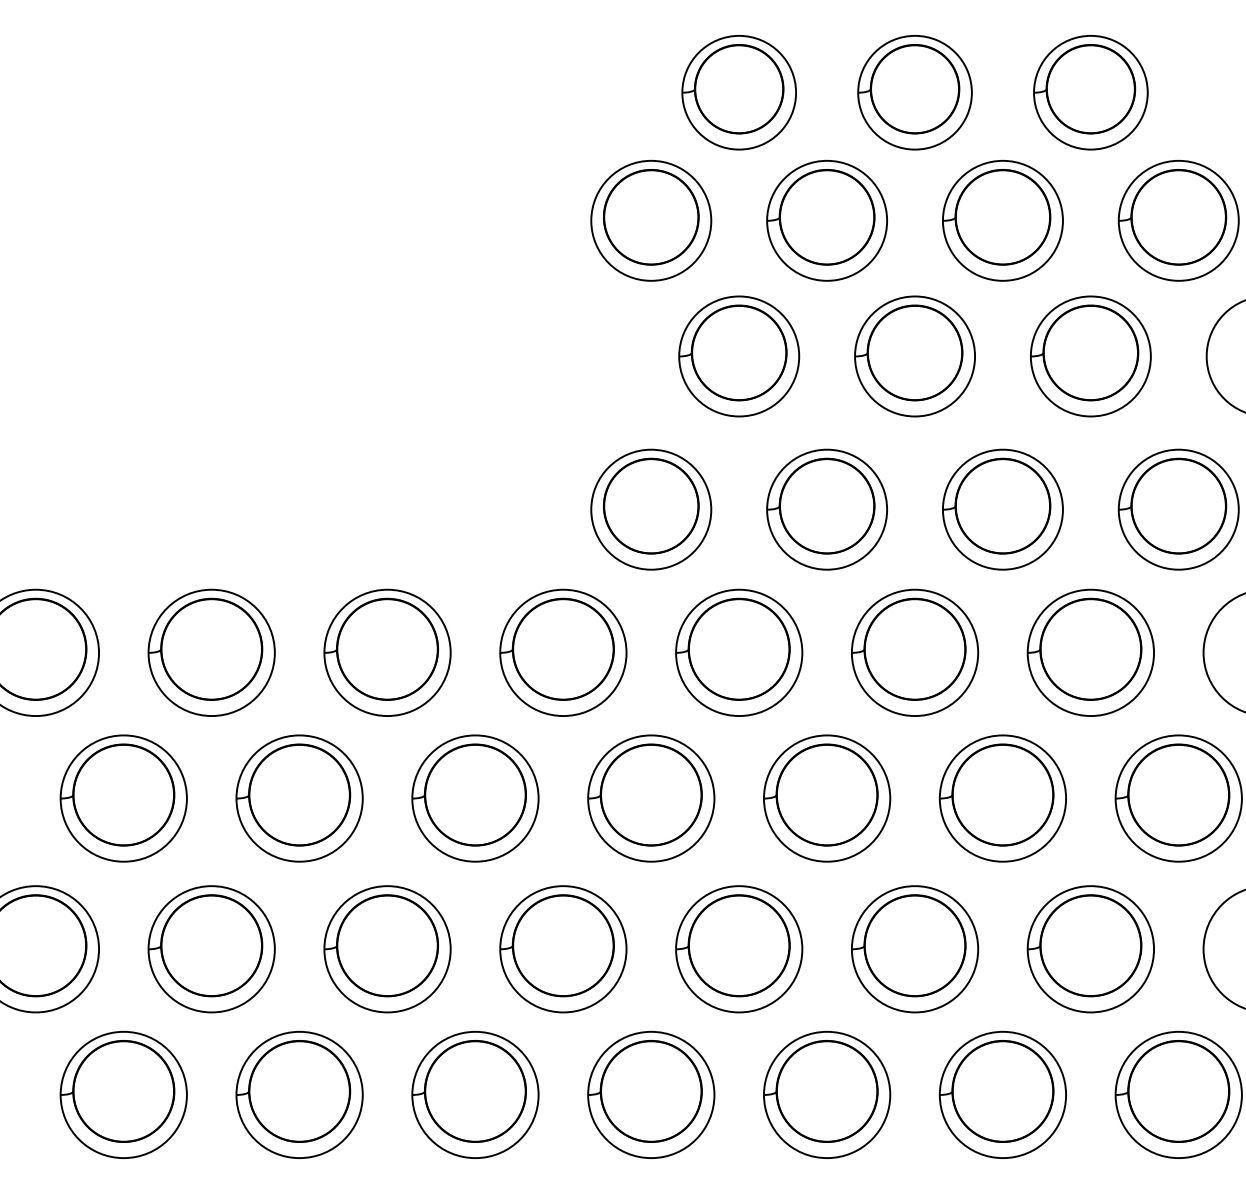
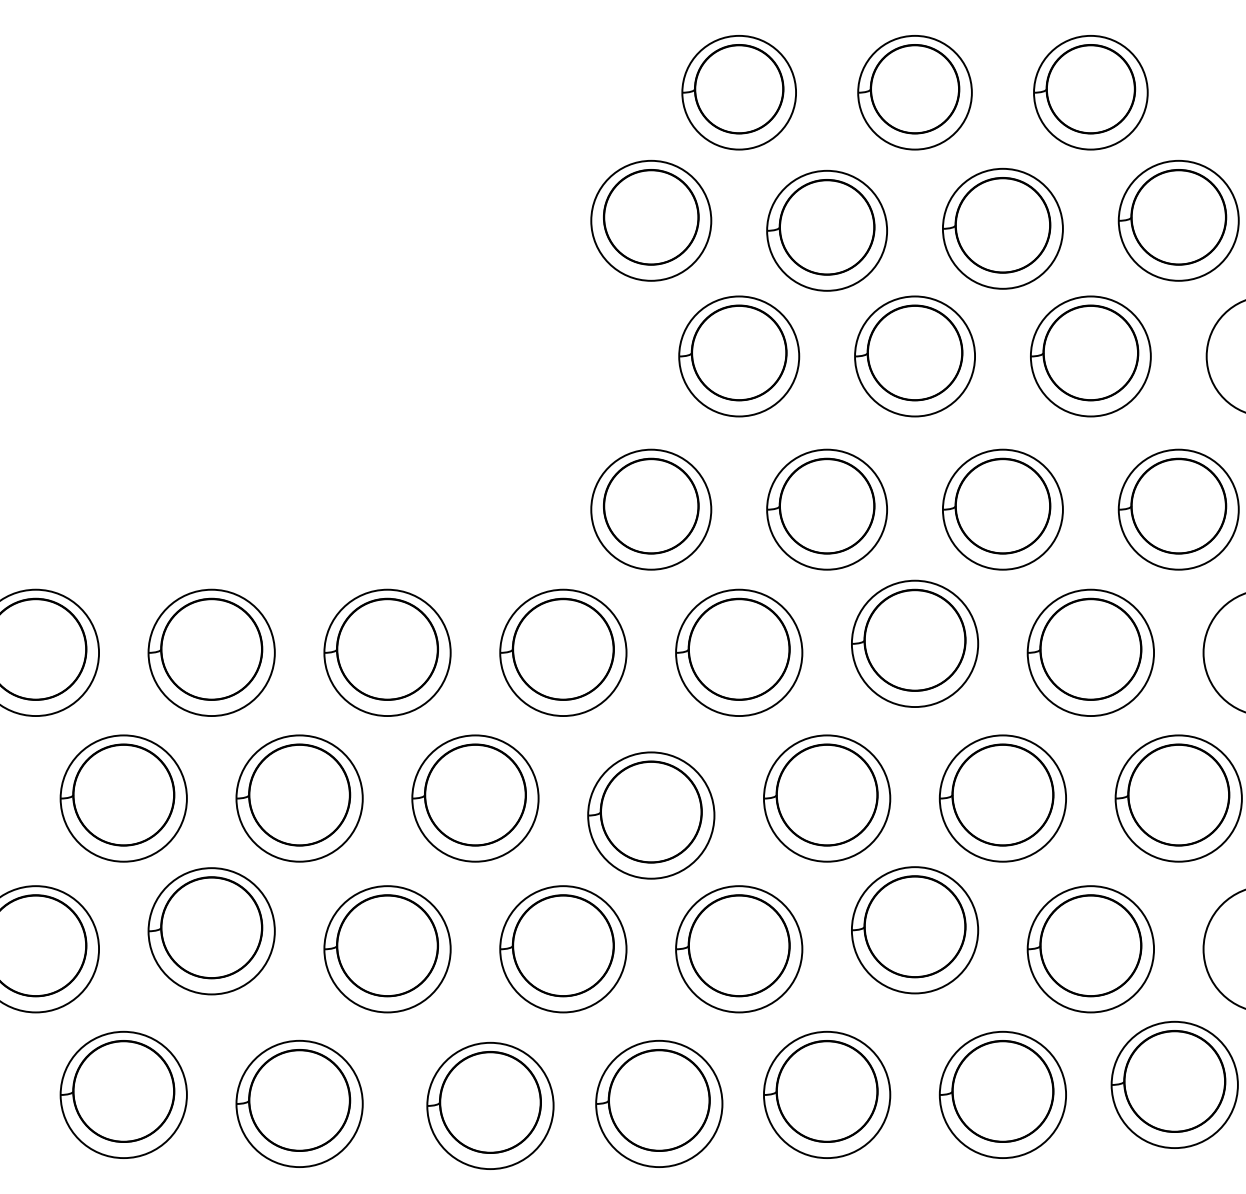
part position: (826, 220) -> (826, 230) (826, 230)
part position: (1002, 220) -> (1002, 228) (1002, 228)
part position: (915, 652) -> (915, 643) (915, 643)
part position: (651, 798) -> (651, 815) (651, 815)
part position: (211, 949) -> (211, 931) (211, 931)
part position: (915, 949) -> (915, 930) (915, 930)
part position: (299, 1094) -> (299, 1103) (299, 1103)
part position: (475, 1094) -> (490, 1105) (490, 1105)
part position: (651, 1094) -> (659, 1103) (659, 1103)
part position: (1178, 1094) -> (1174, 1084) (1174, 1084)
